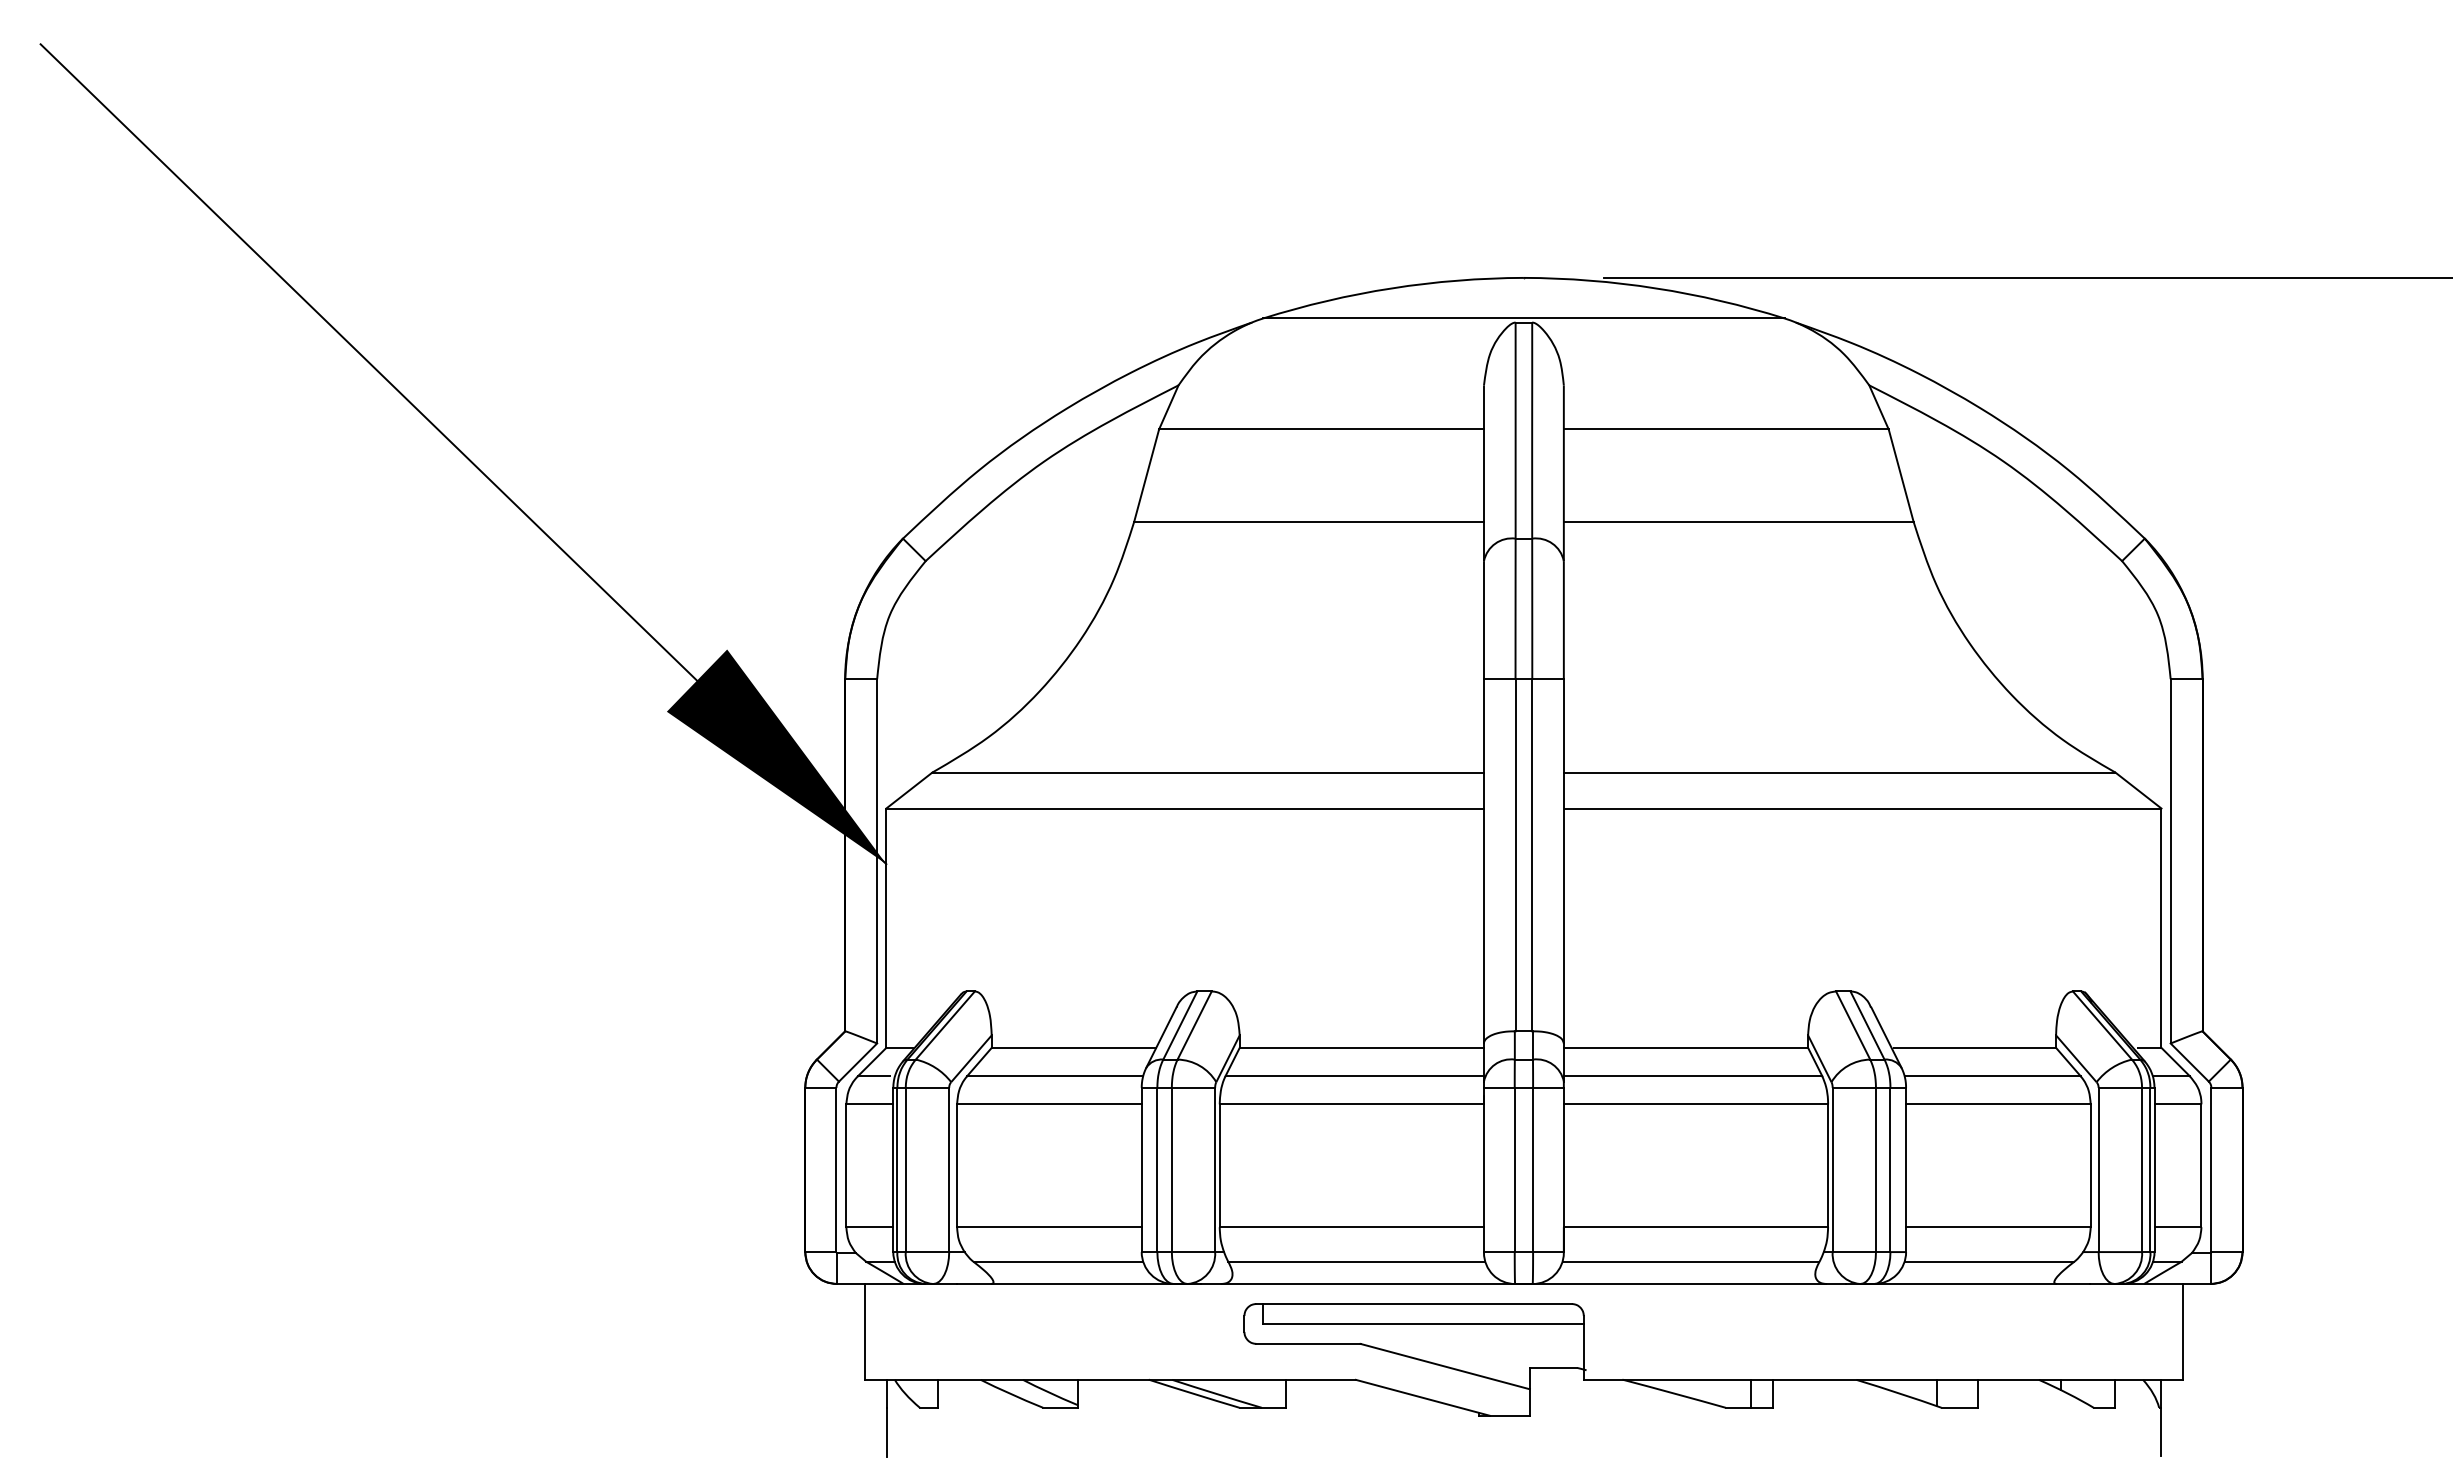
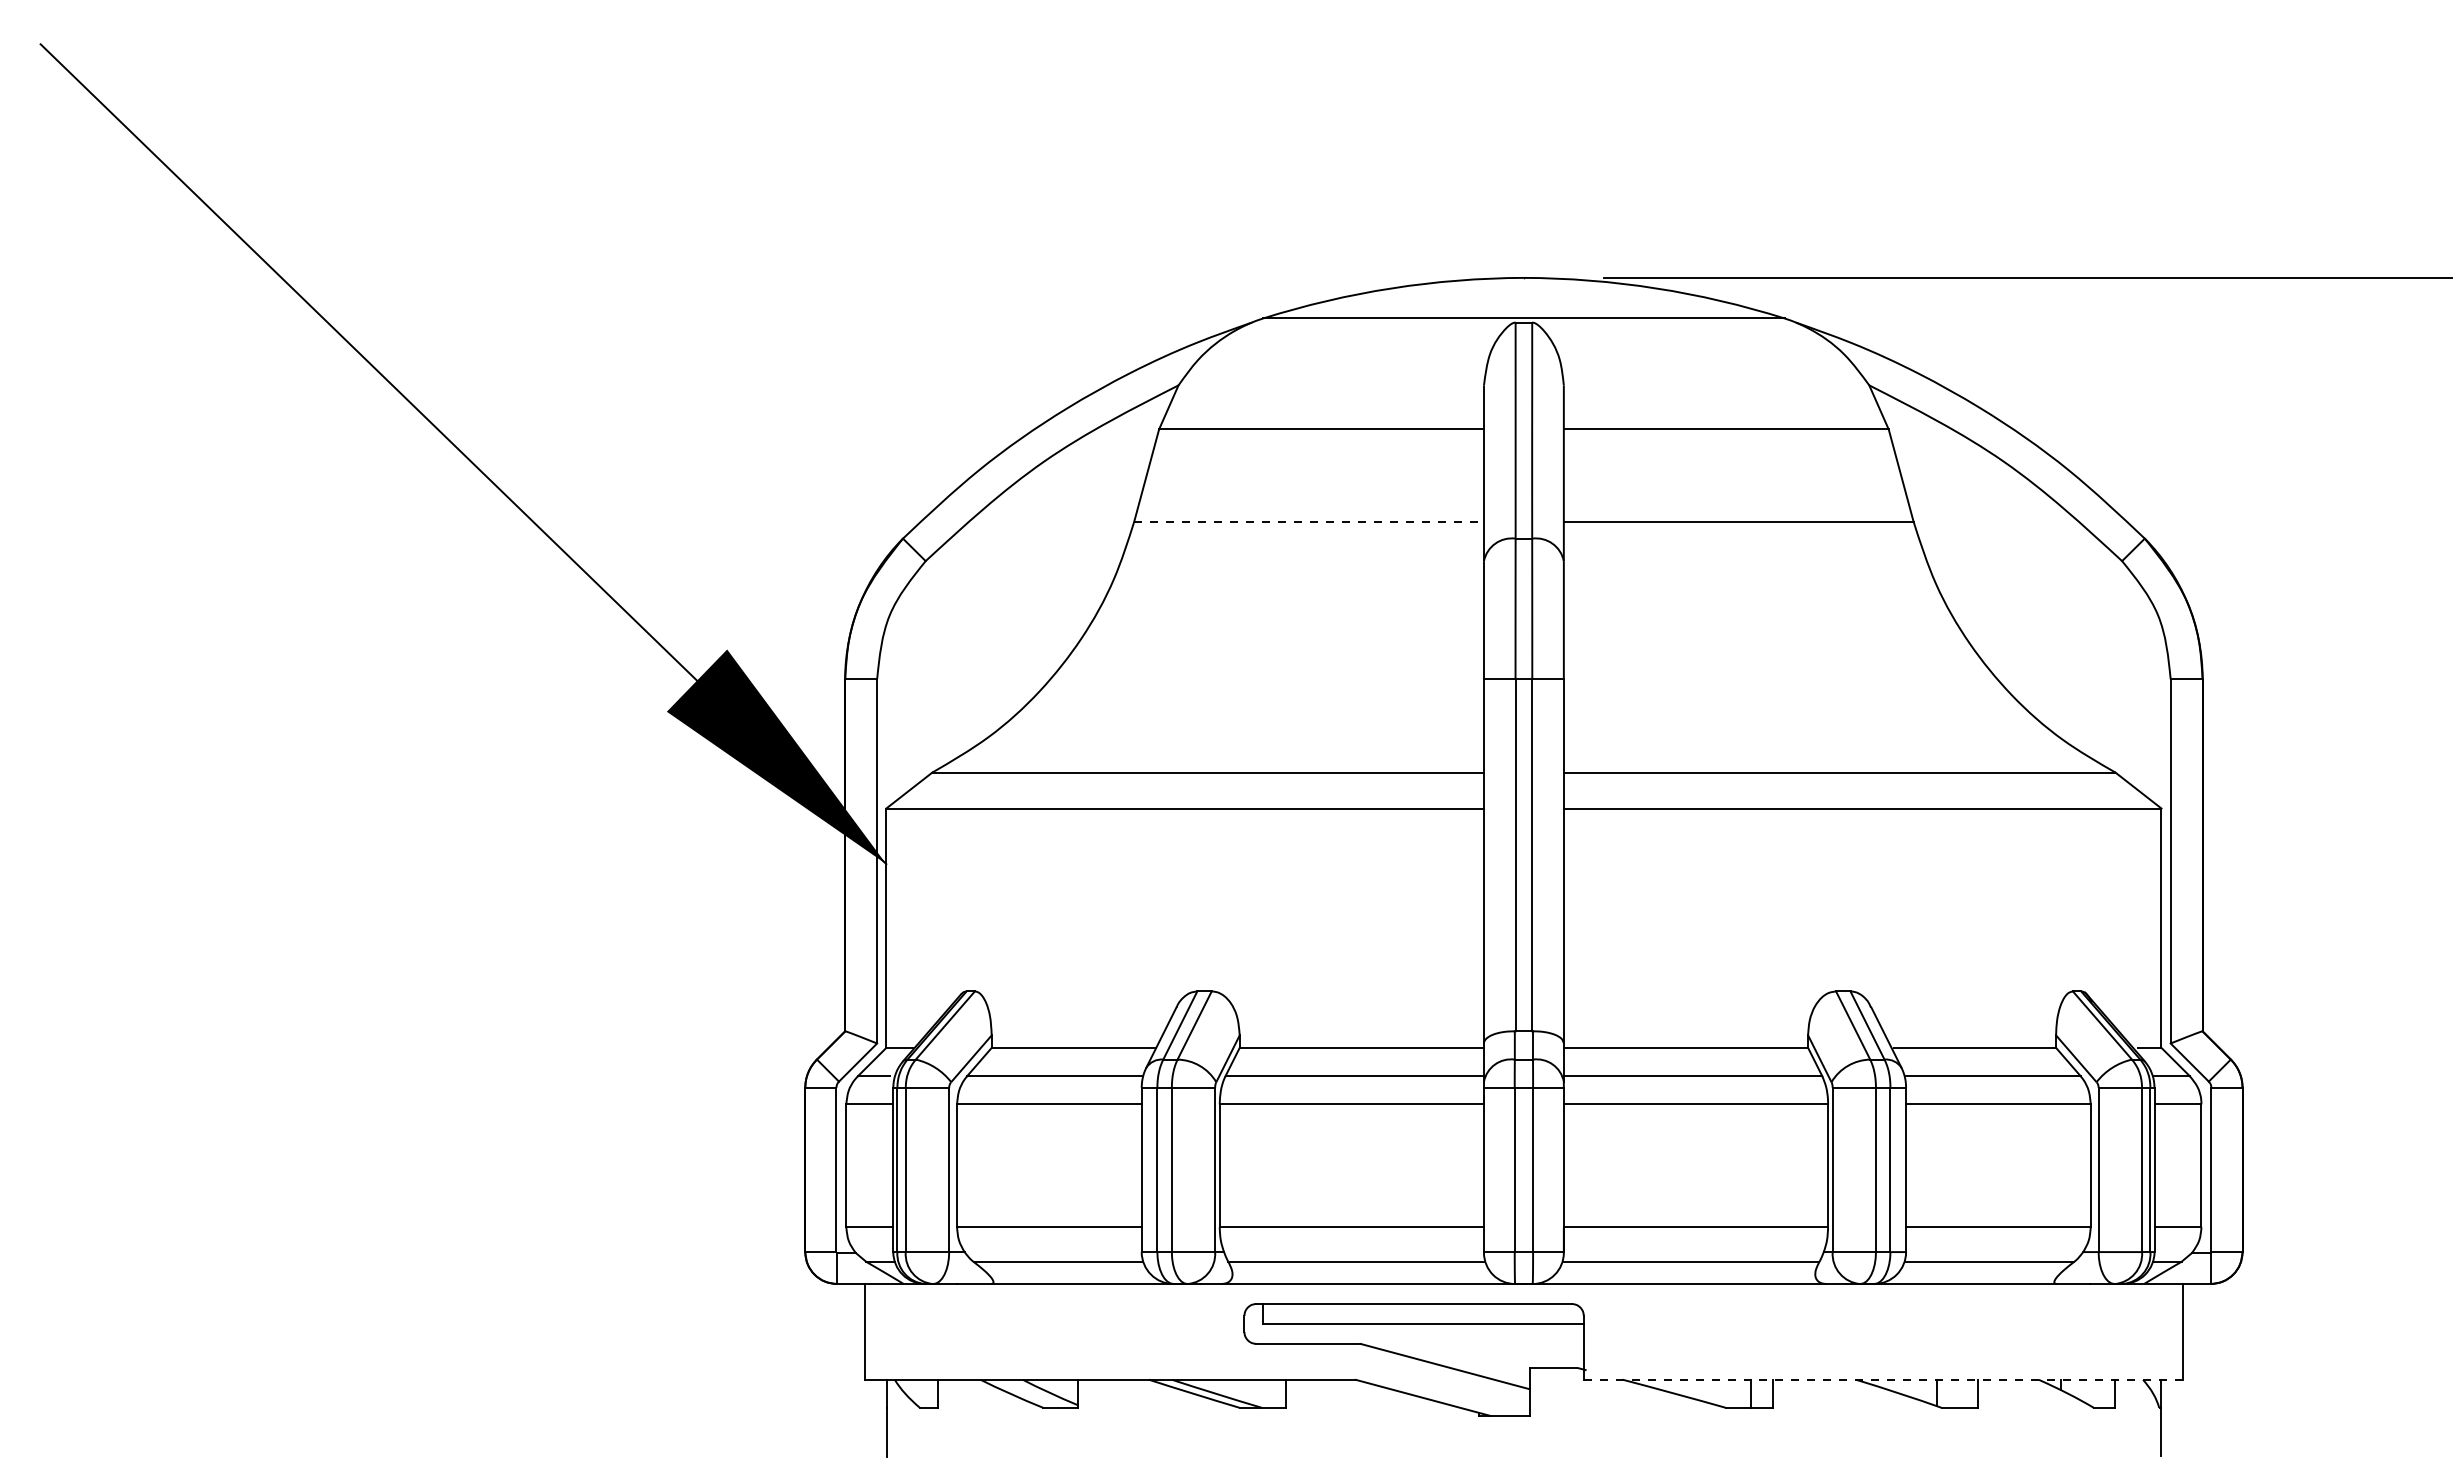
line: solid -> dashed (1309, 521)
line: solid -> dashed (1883, 1379)
